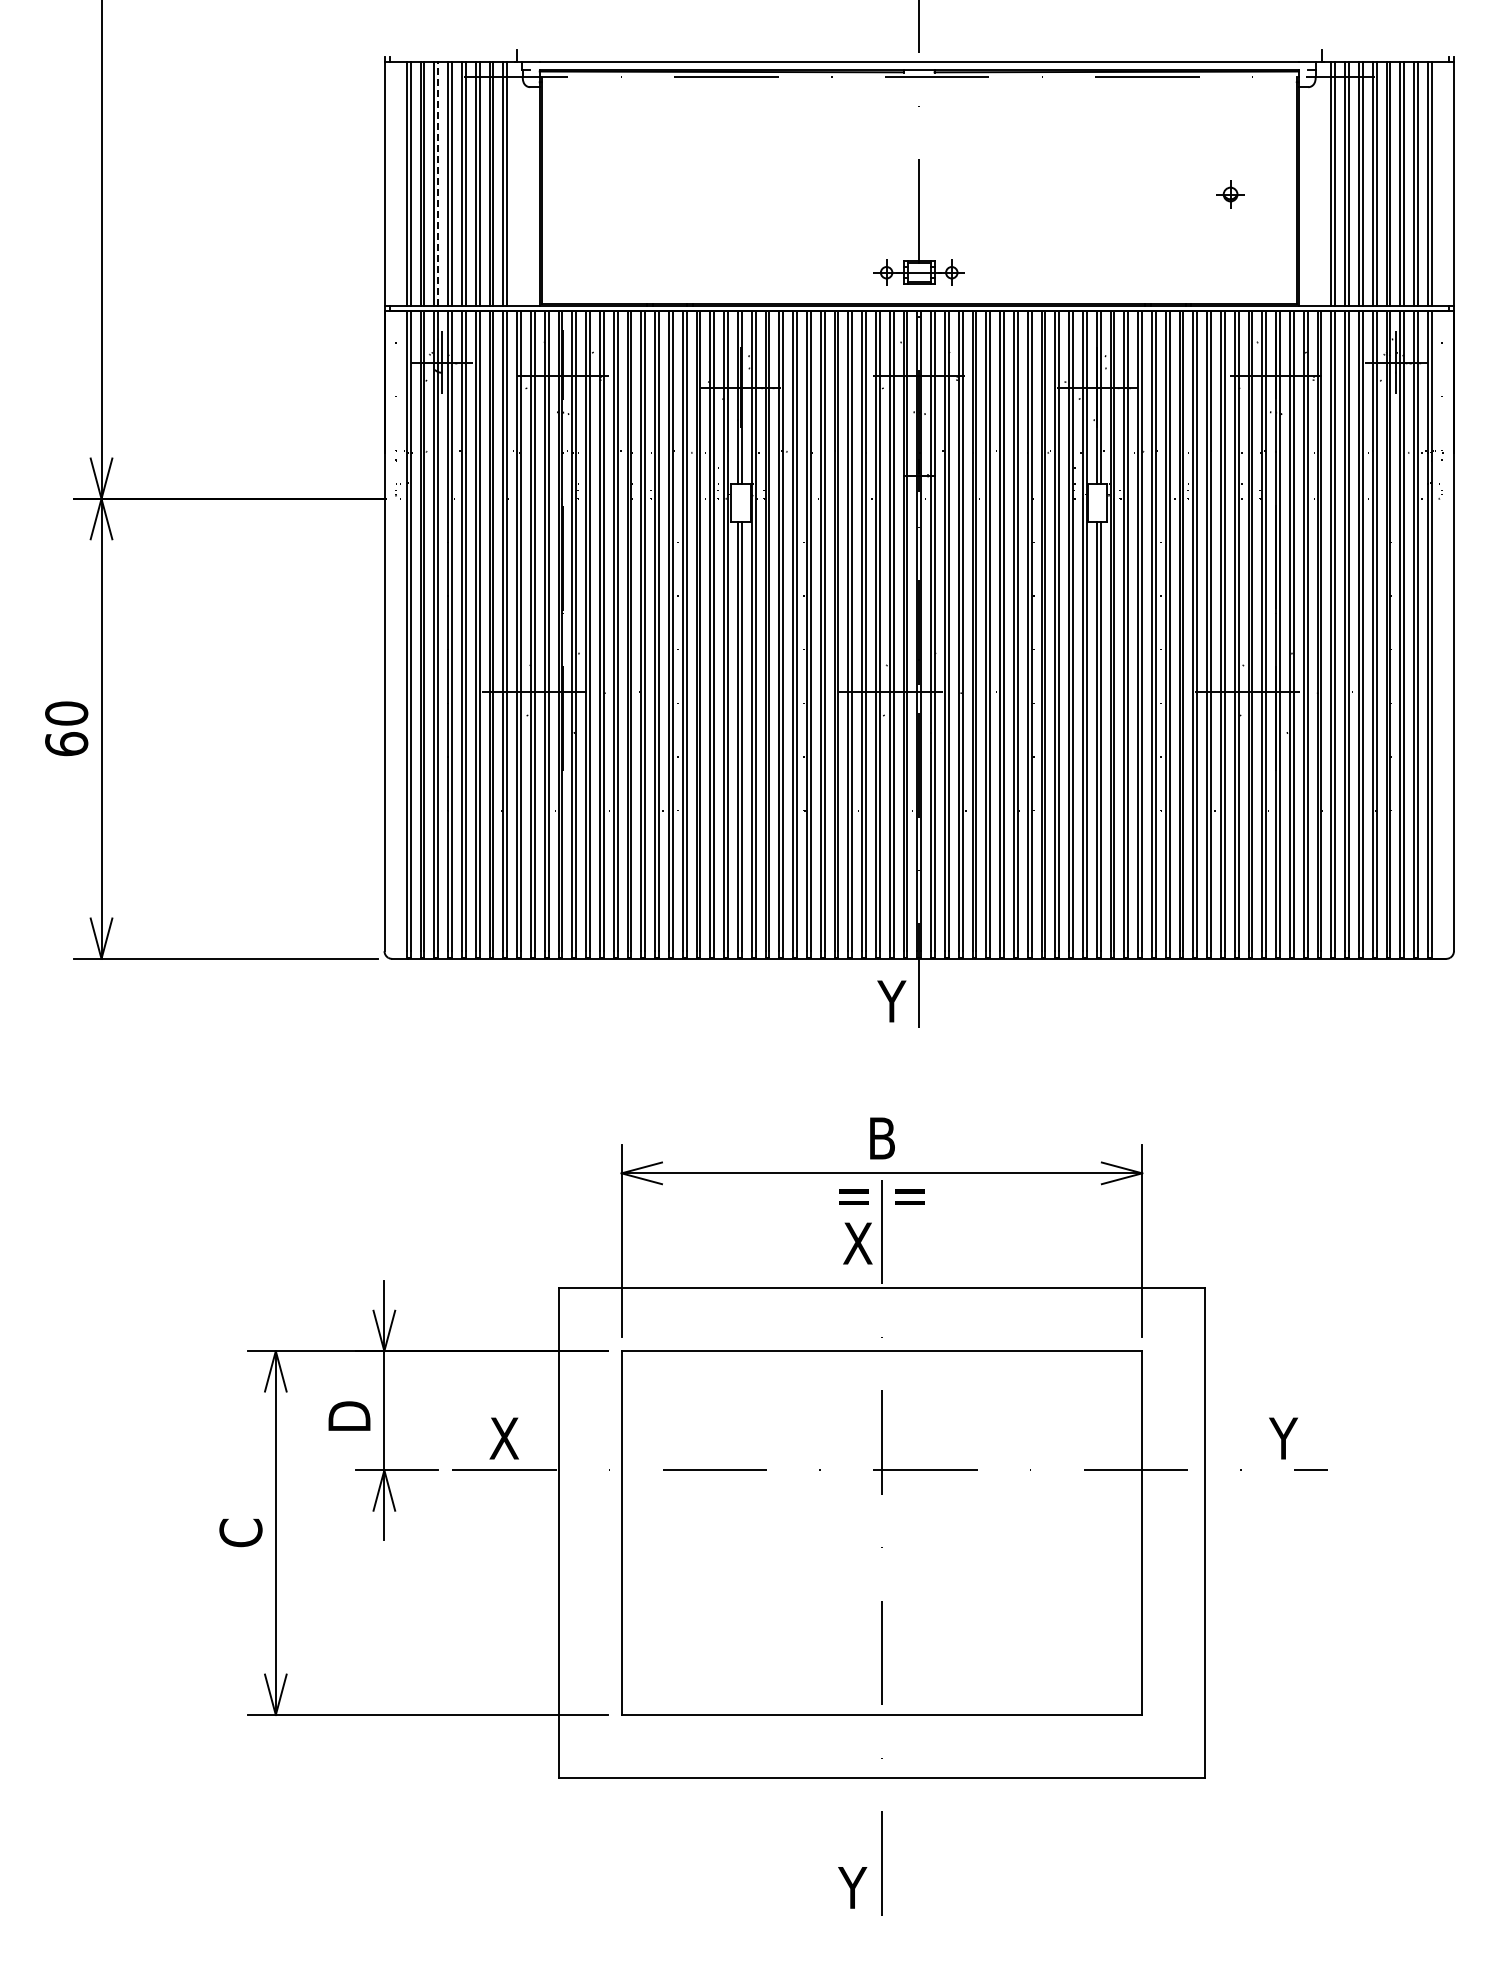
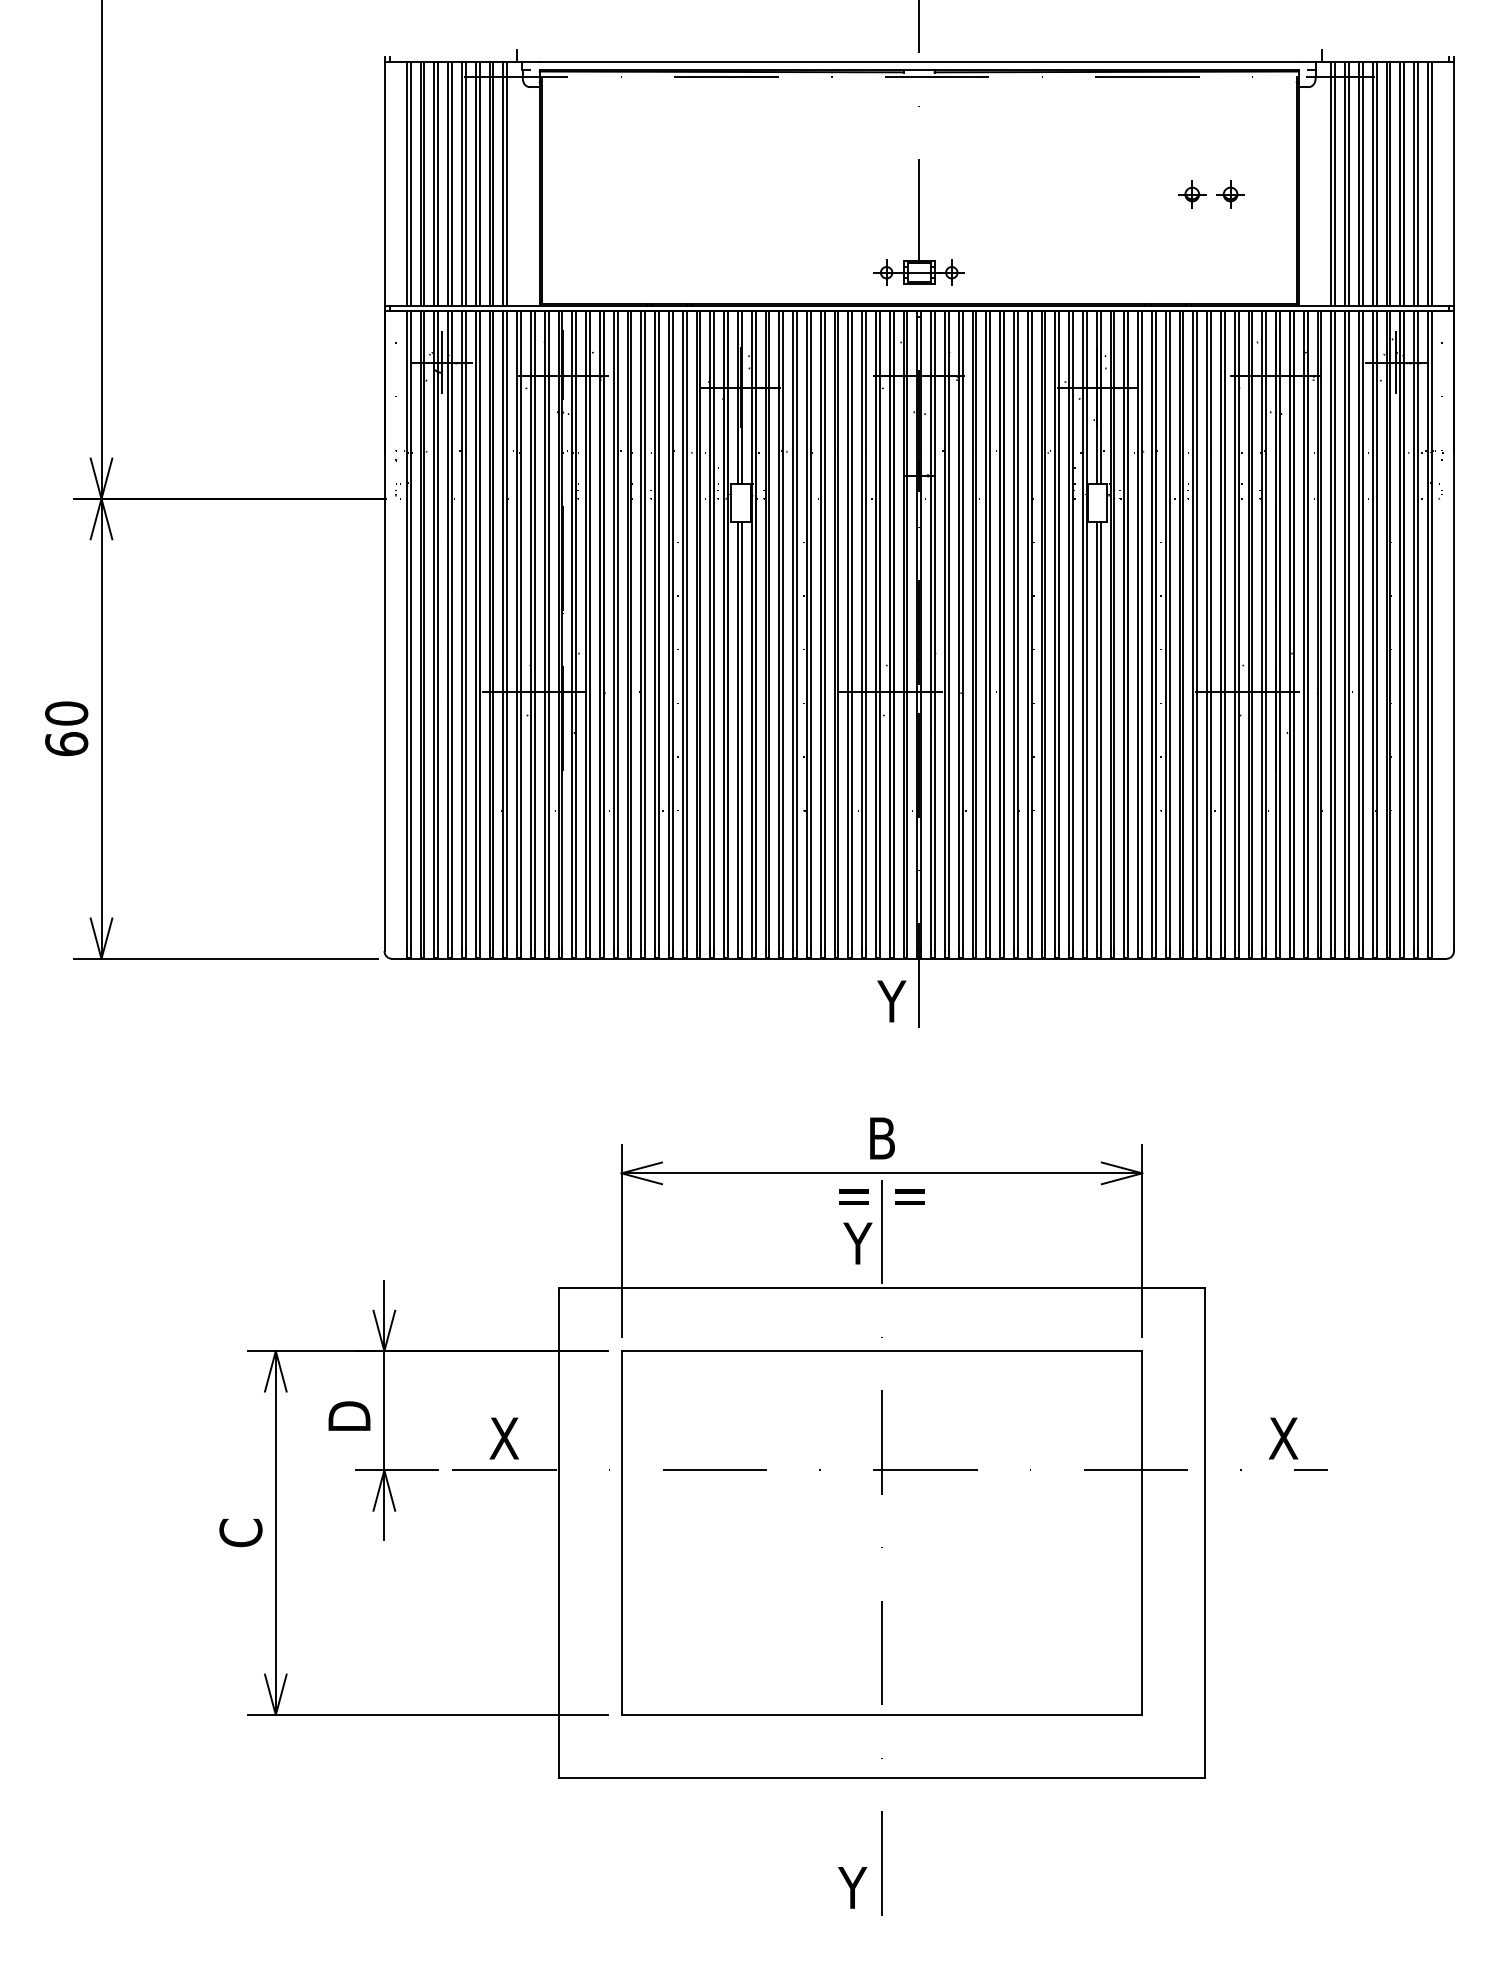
line: dashed -> solid (438, 183)
part: none -> present (1192, 194)
text: X -> Y (857, 1243)
text: Y -> X (1283, 1438)
